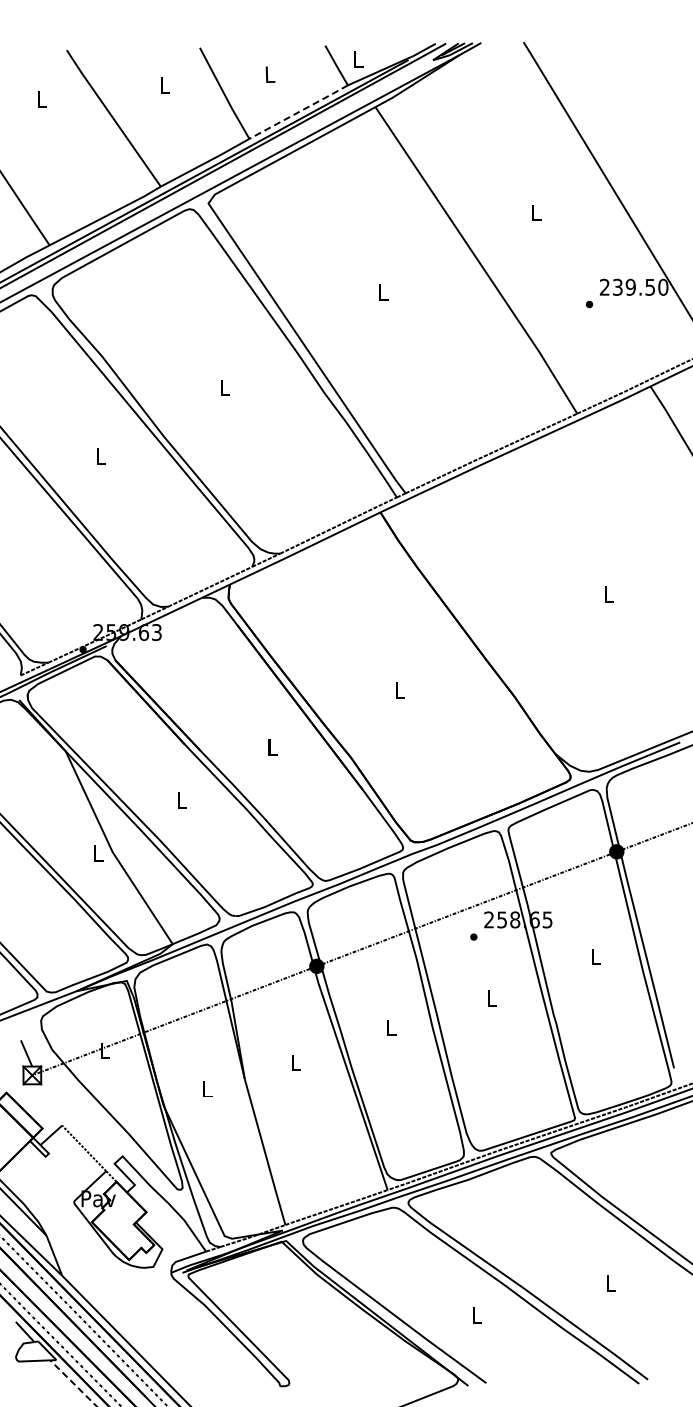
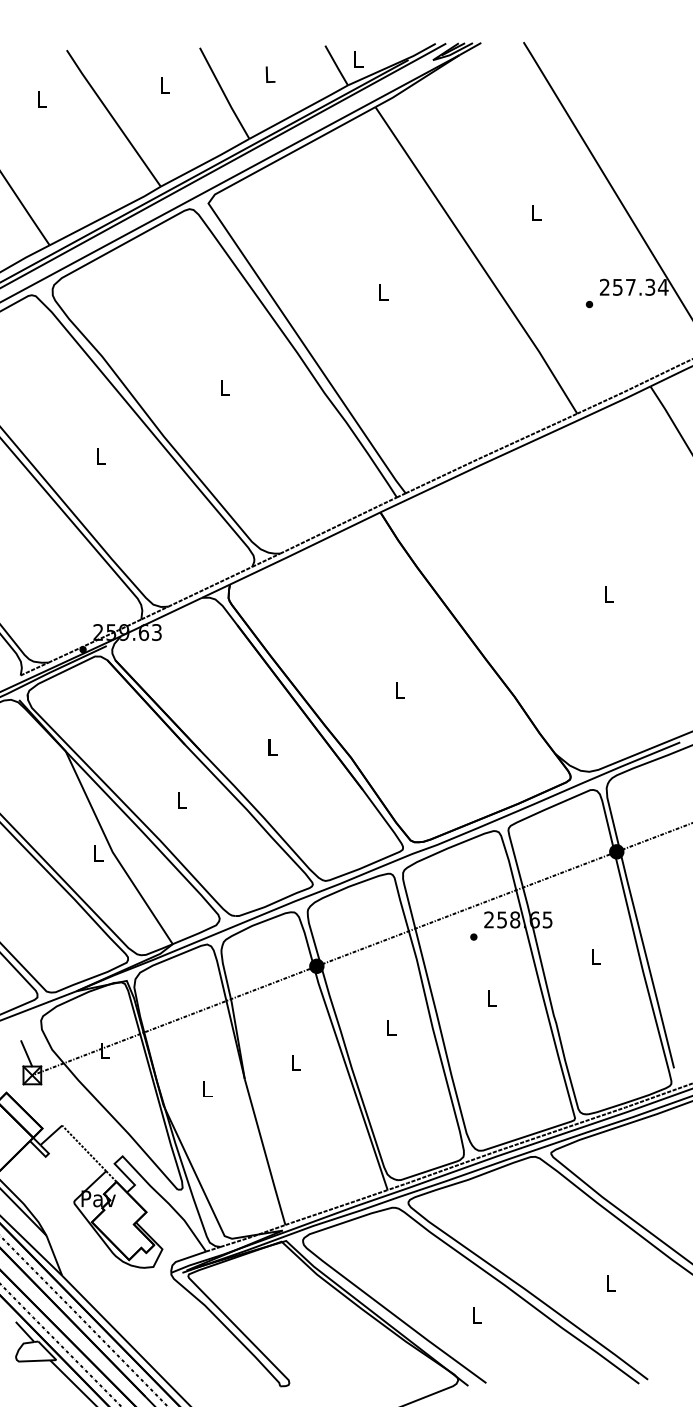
line: dashed -> solid (299, 111)
text: 239.50 -> 257.34 (640, 286)
line: dashed -> solid (73, 1383)
